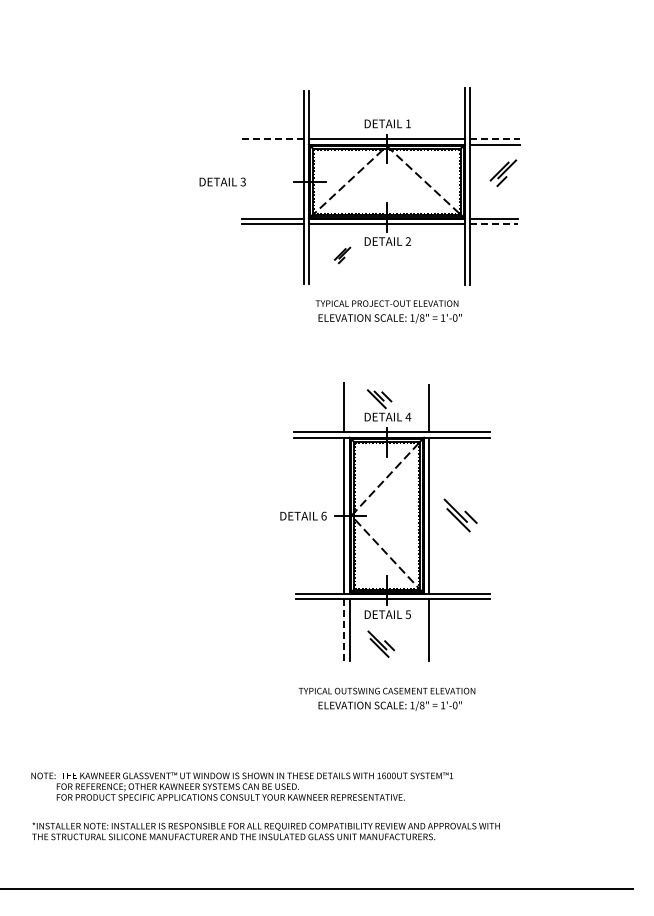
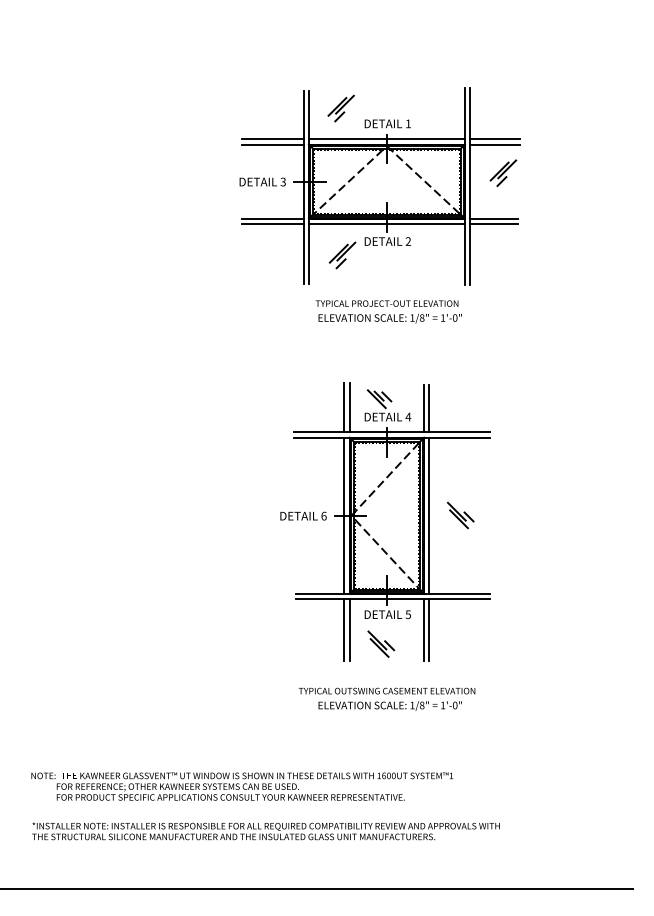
part: none -> present (340, 108)
line: dashed -> solid (273, 139)
line: dashed -> solid (495, 139)
line: none -> present (272, 144)
text position: (222, 181) -> (262, 181) (262, 181)
line: dashed -> solid (494, 224)
part size: 19x19 px -> 29x29 px (342, 255)
line: none -> present (349, 407)
line: none -> present (424, 408)
part size: 35x35 px -> 28x29 px (460, 515)
line: dashed -> solid (344, 629)
line: none -> present (424, 629)
